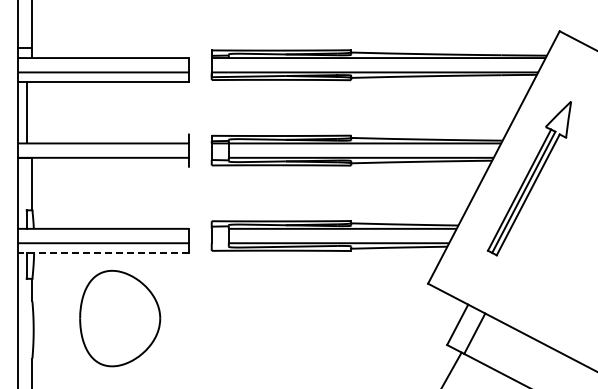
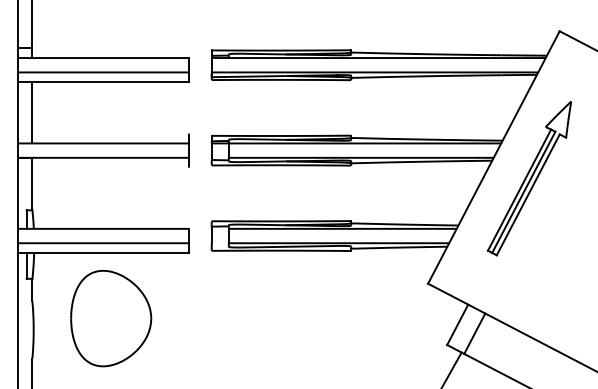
line position: (27, 112) -> (32, 112) (32, 112)
line: dashed -> solid (103, 253)
part position: (120, 318) -> (111, 318) (111, 318)
